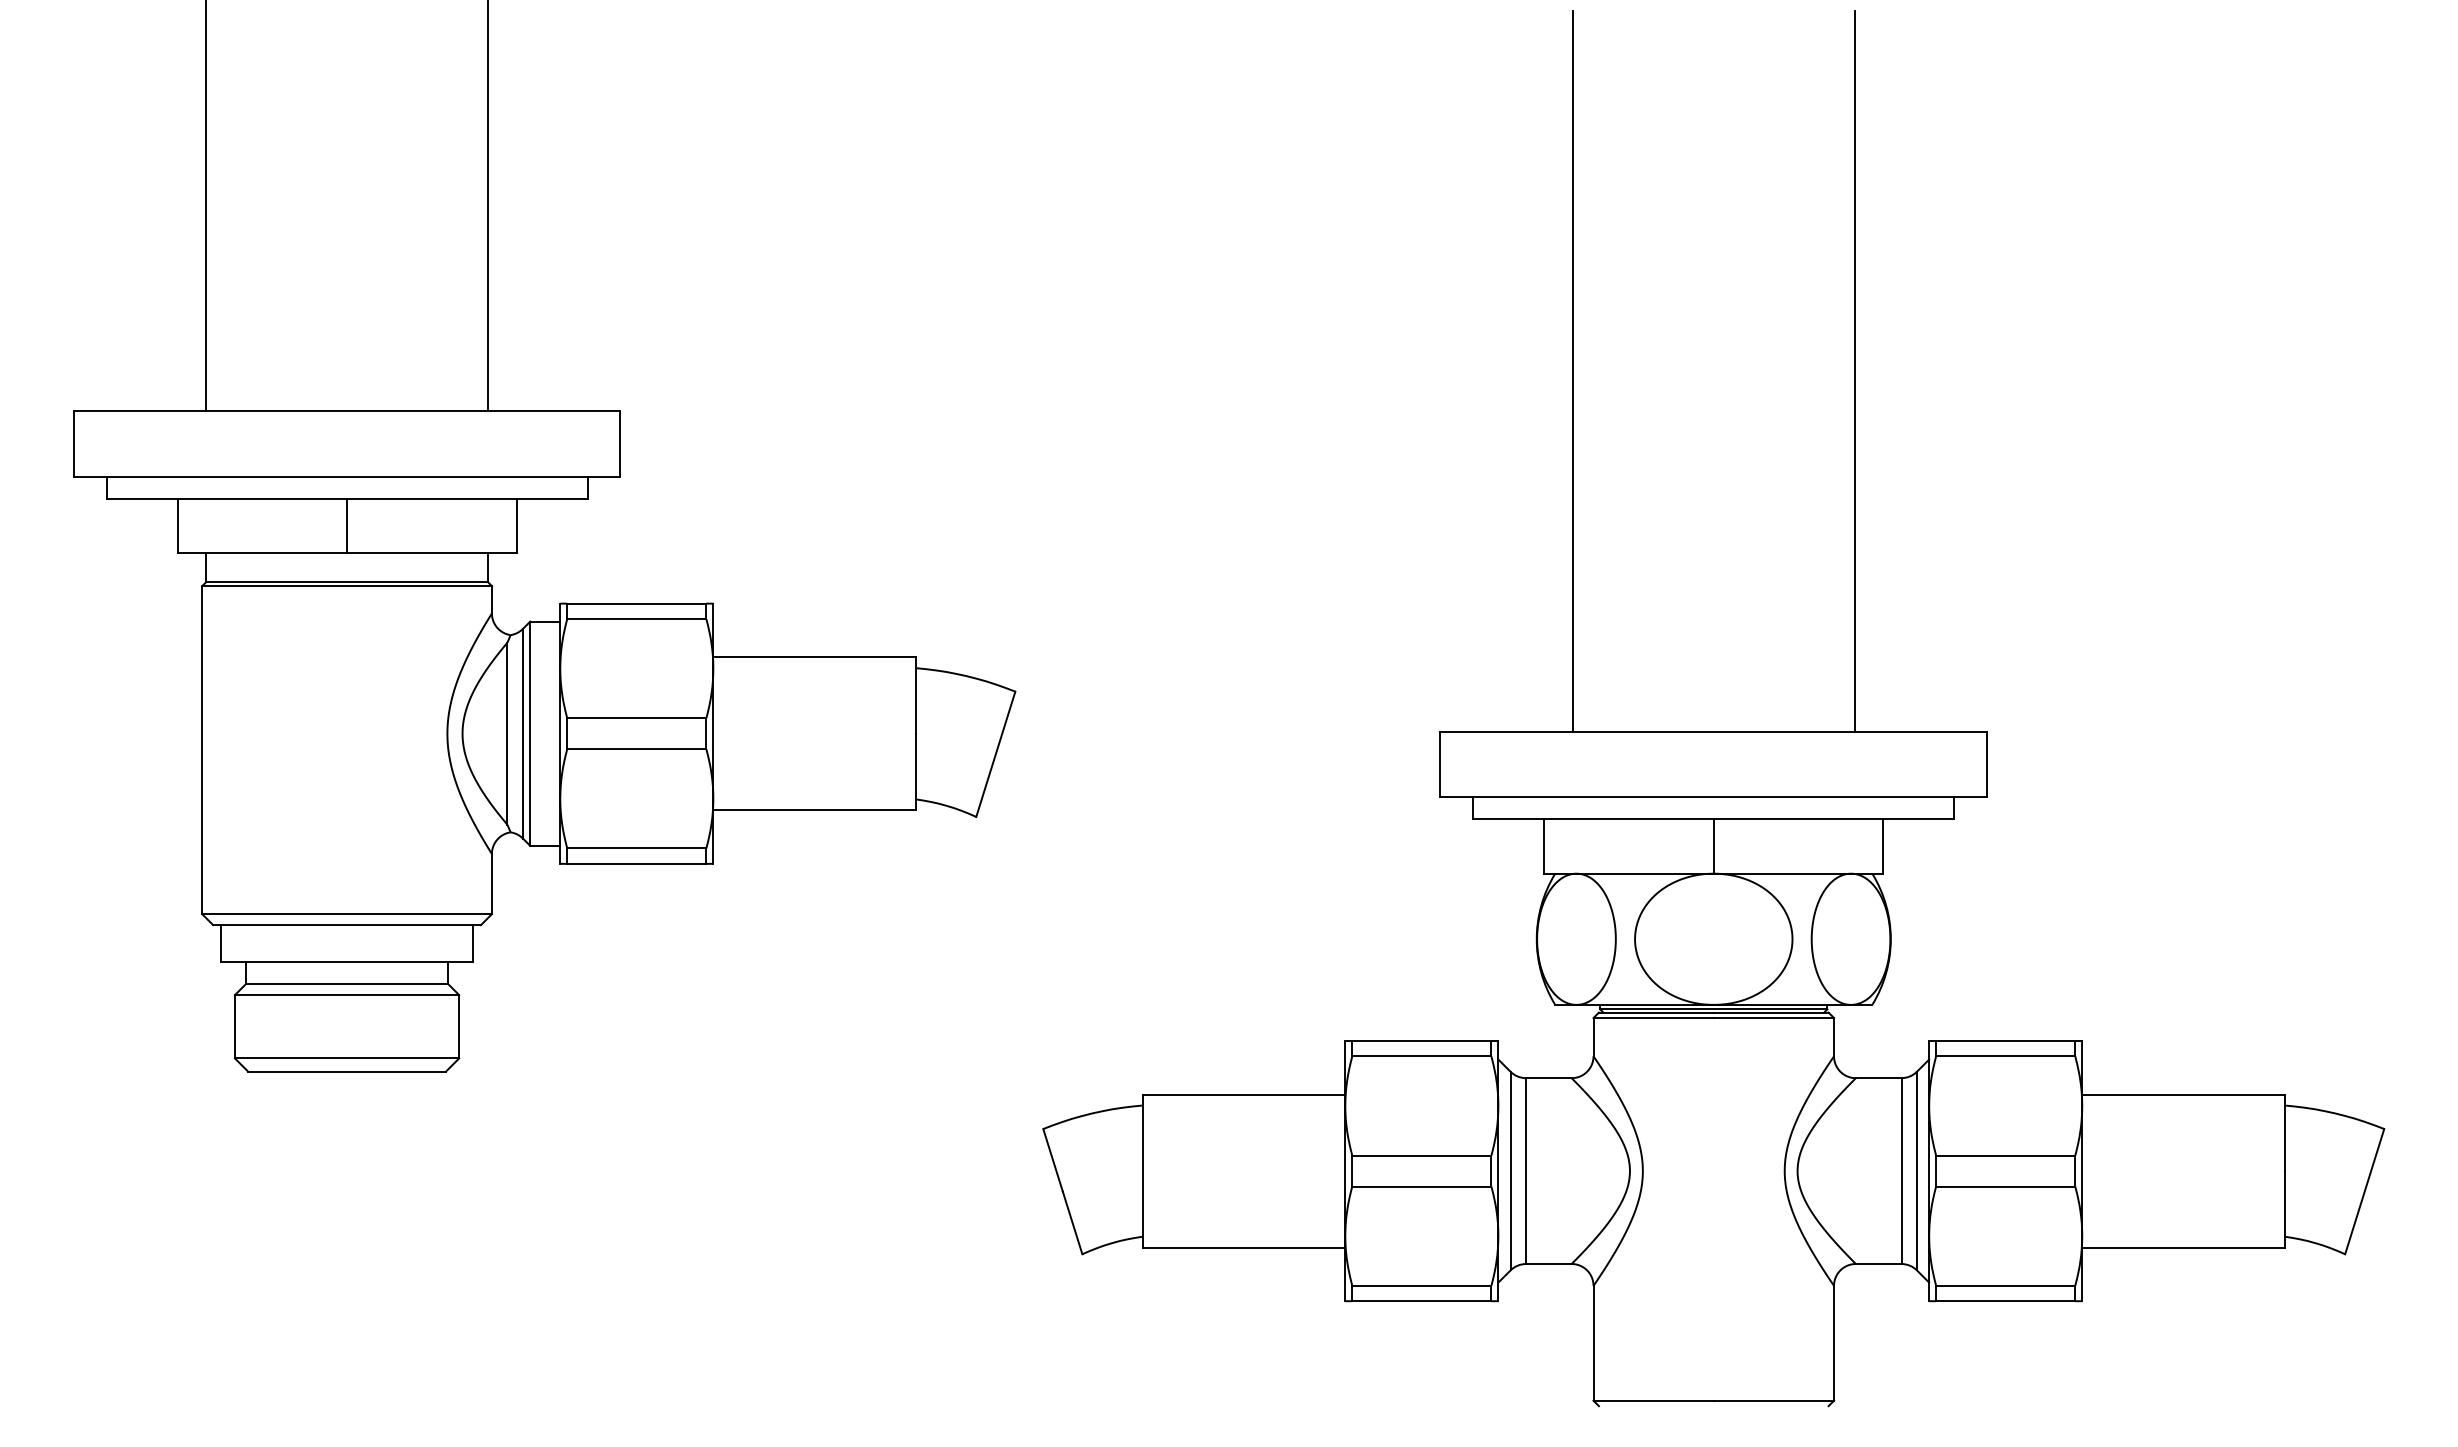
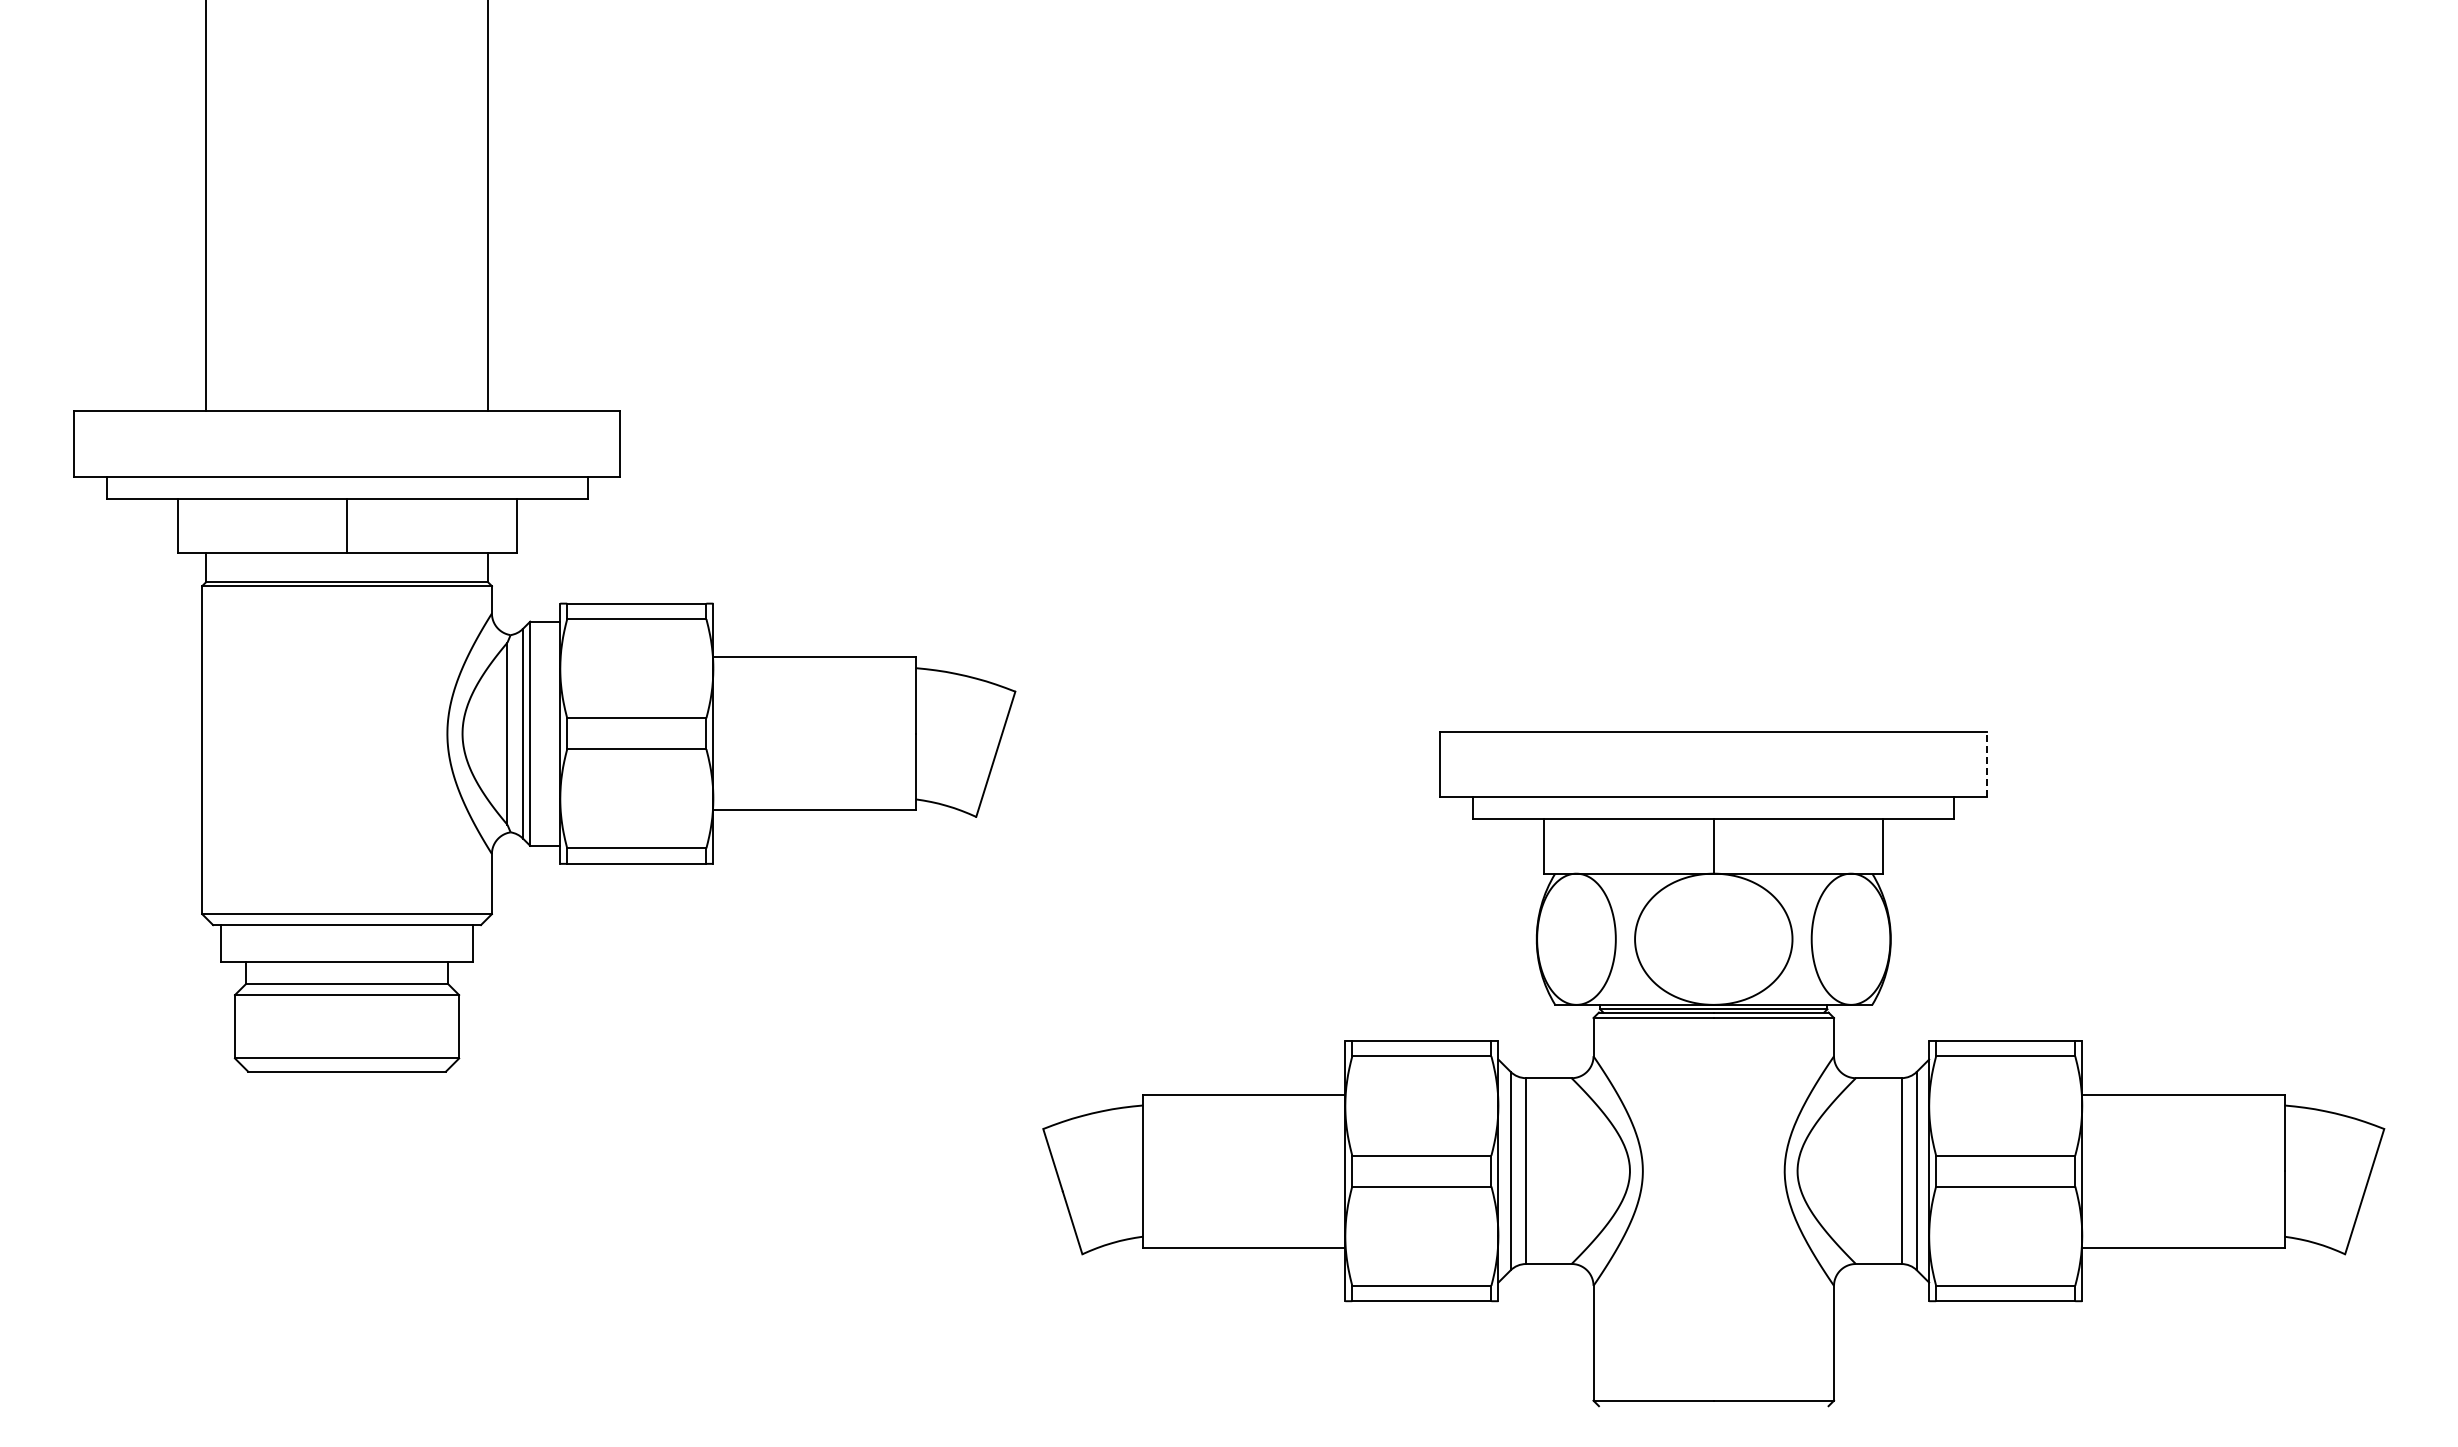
line: present -> none (1572, 371)
line: present -> none (1854, 371)
line: solid -> dashed (1987, 764)
